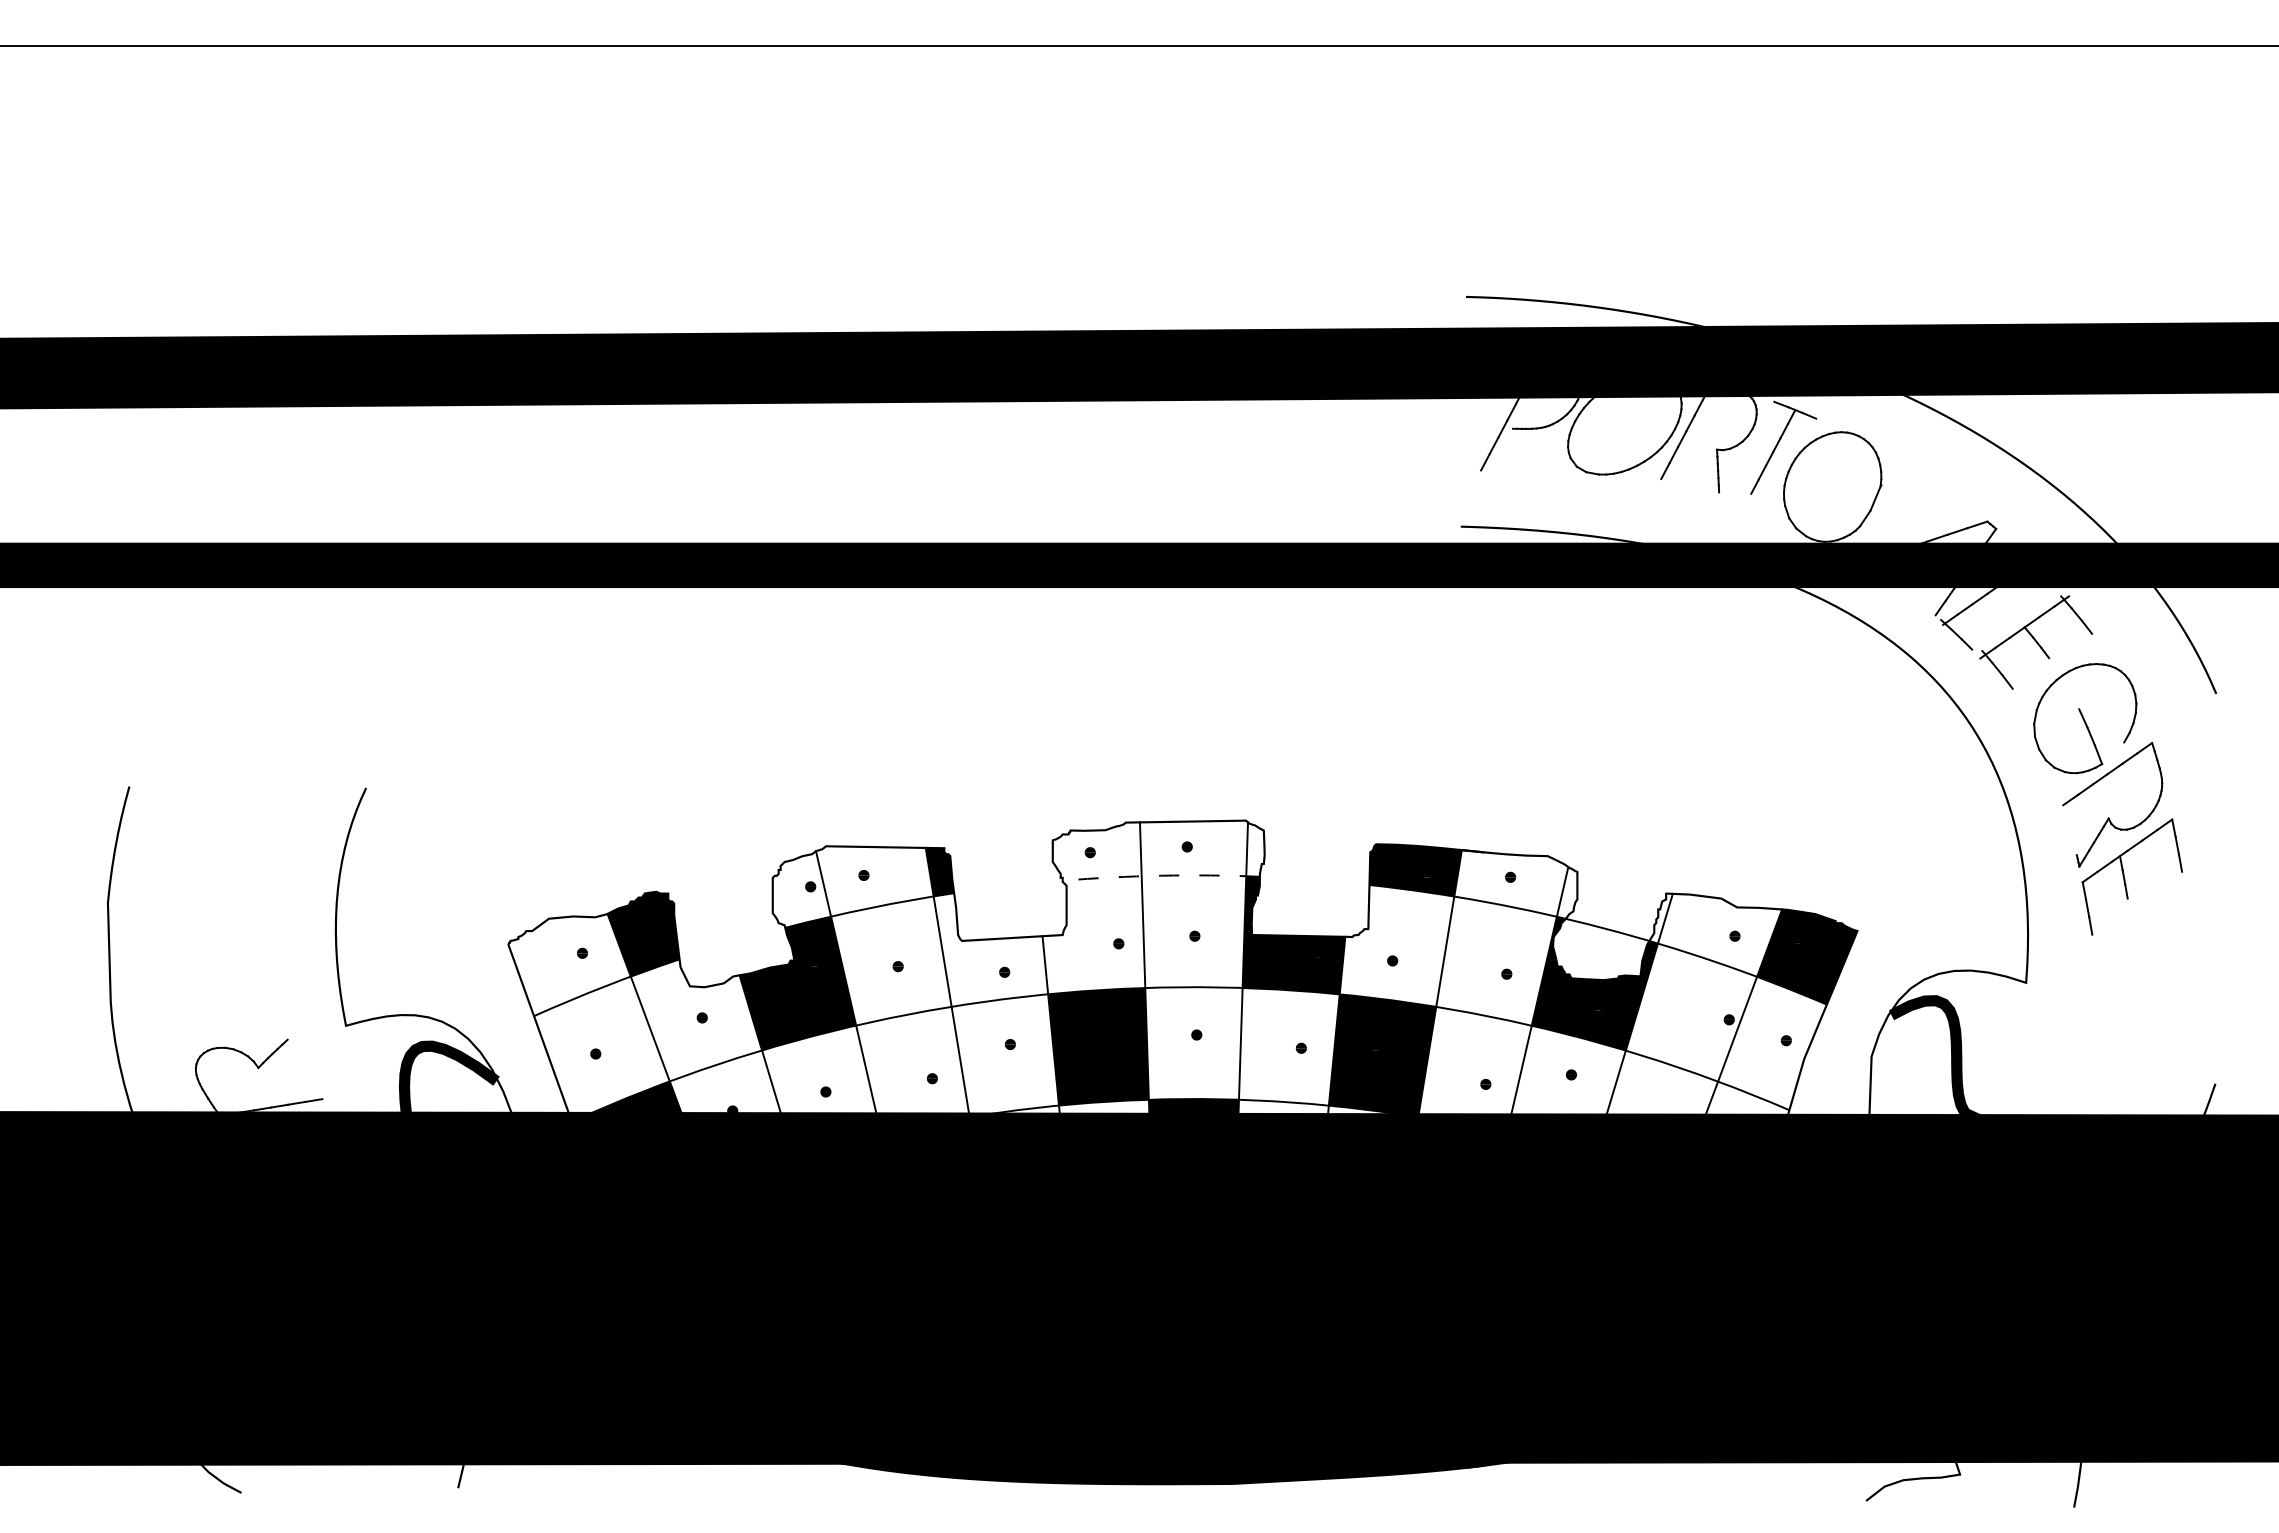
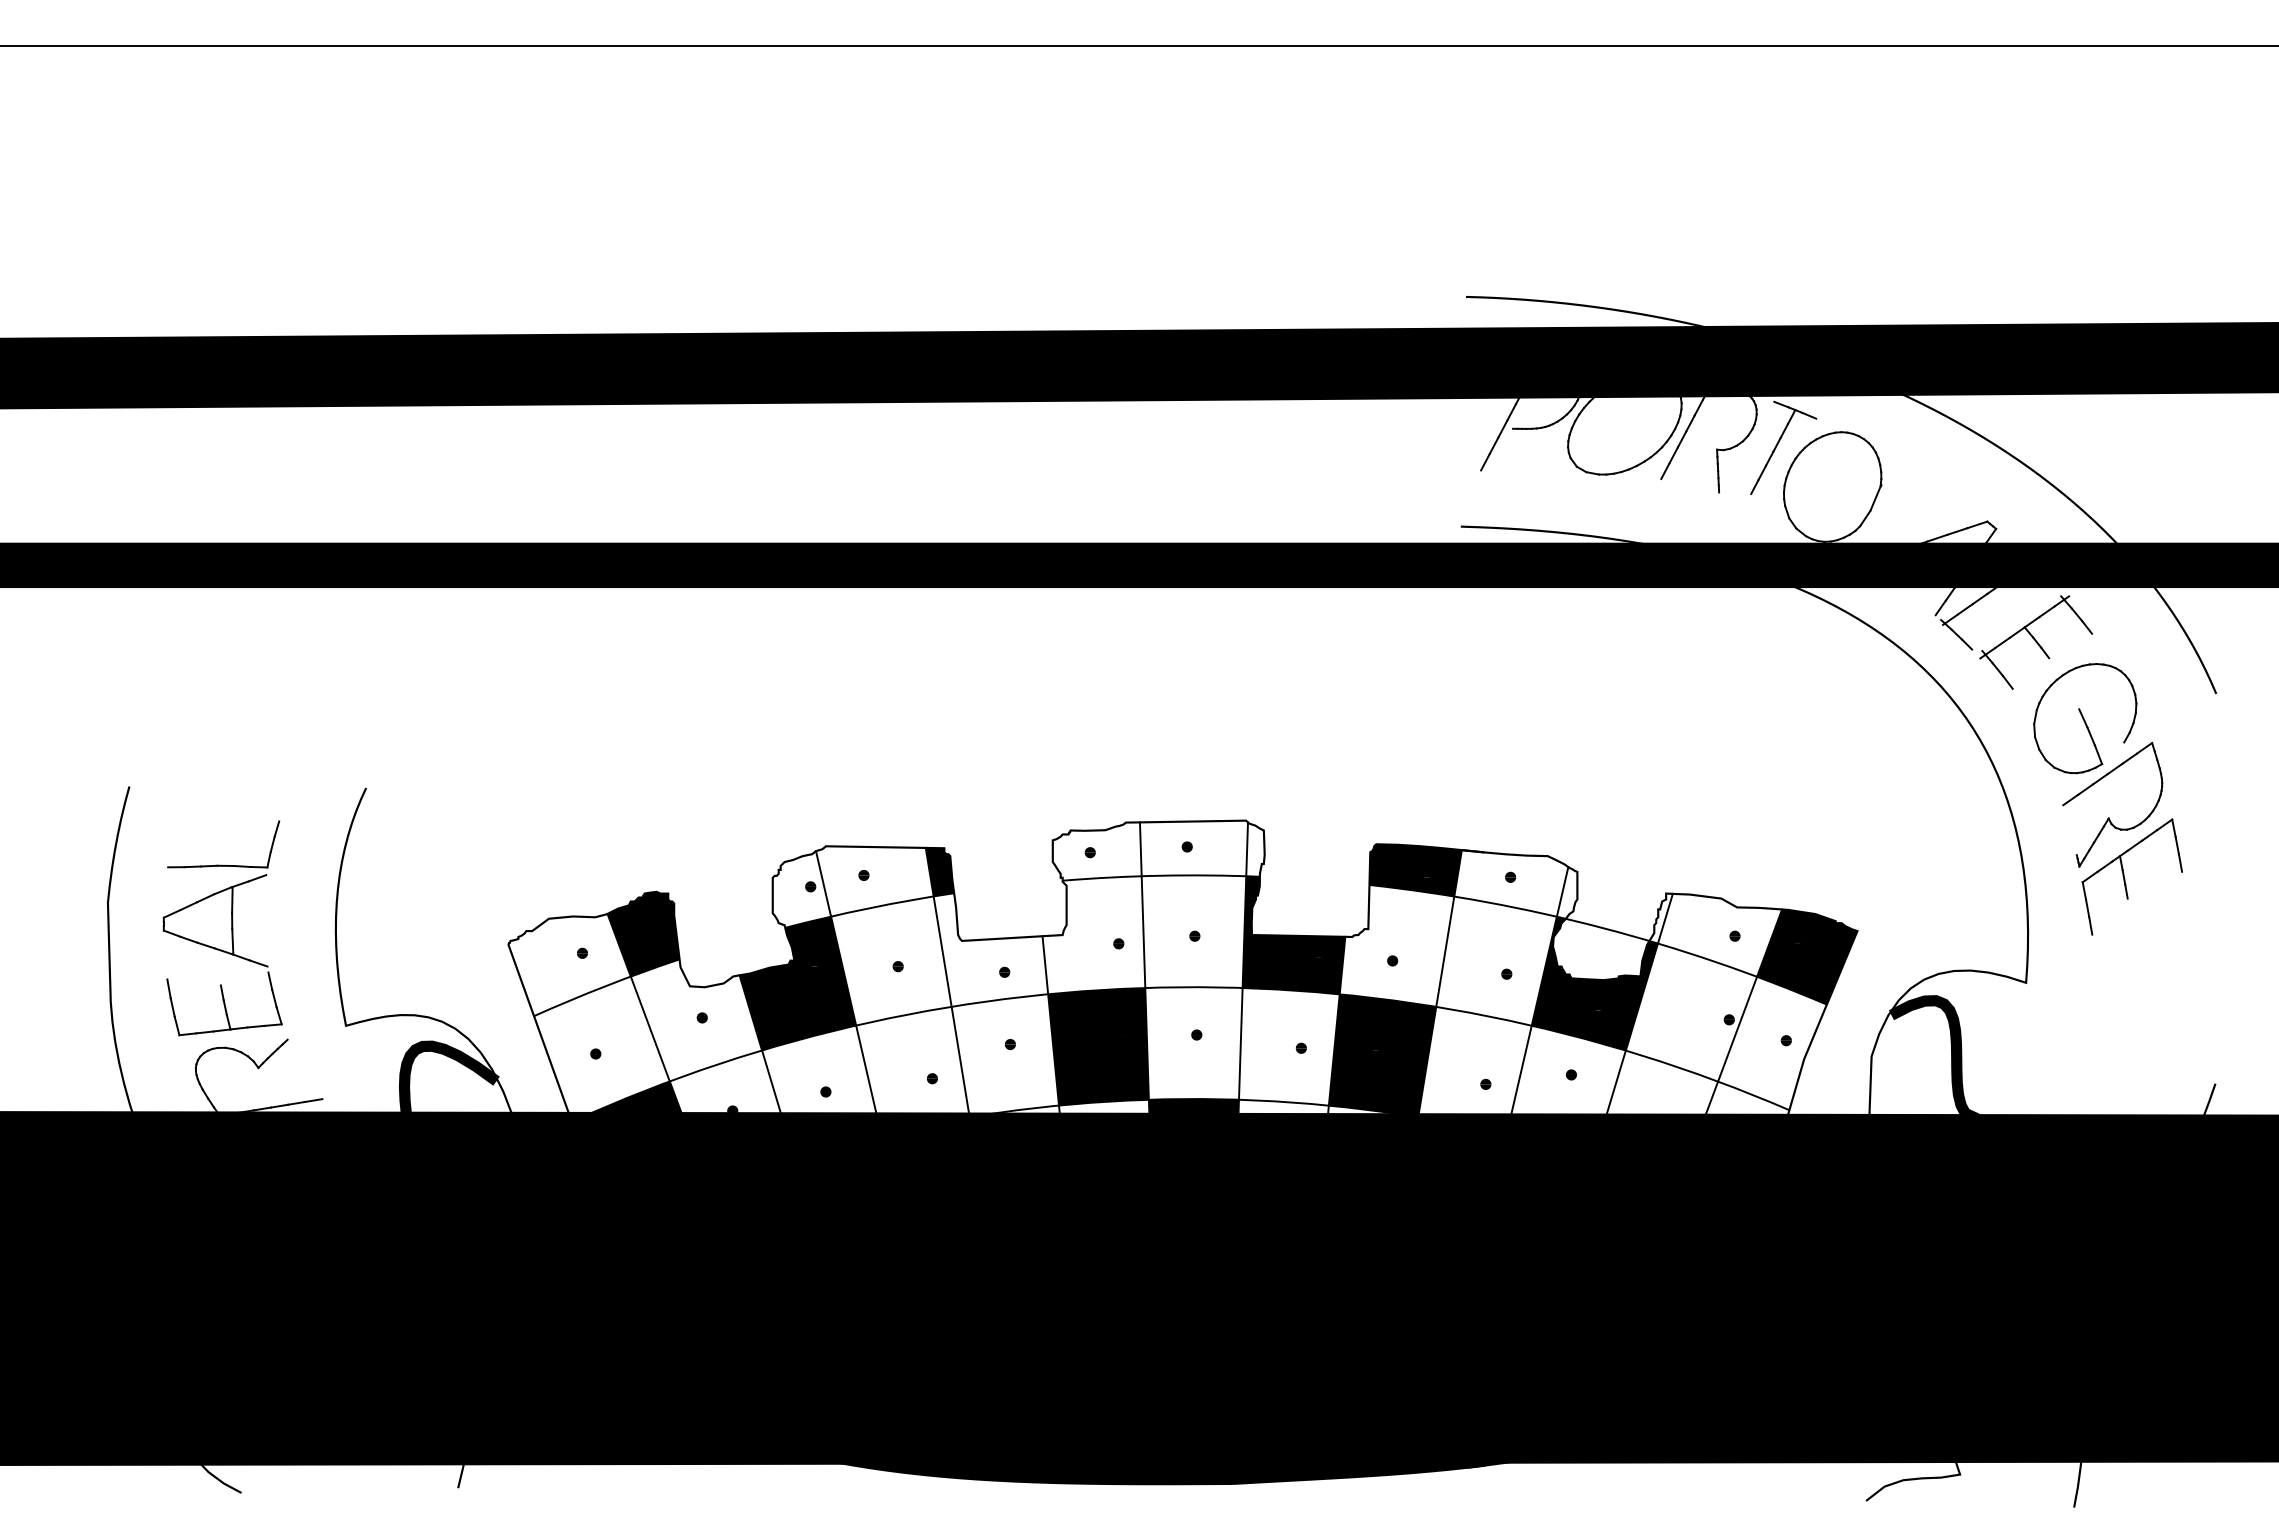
arc: dashed -> solid (1161, 875)
part: none -> present (222, 928)
